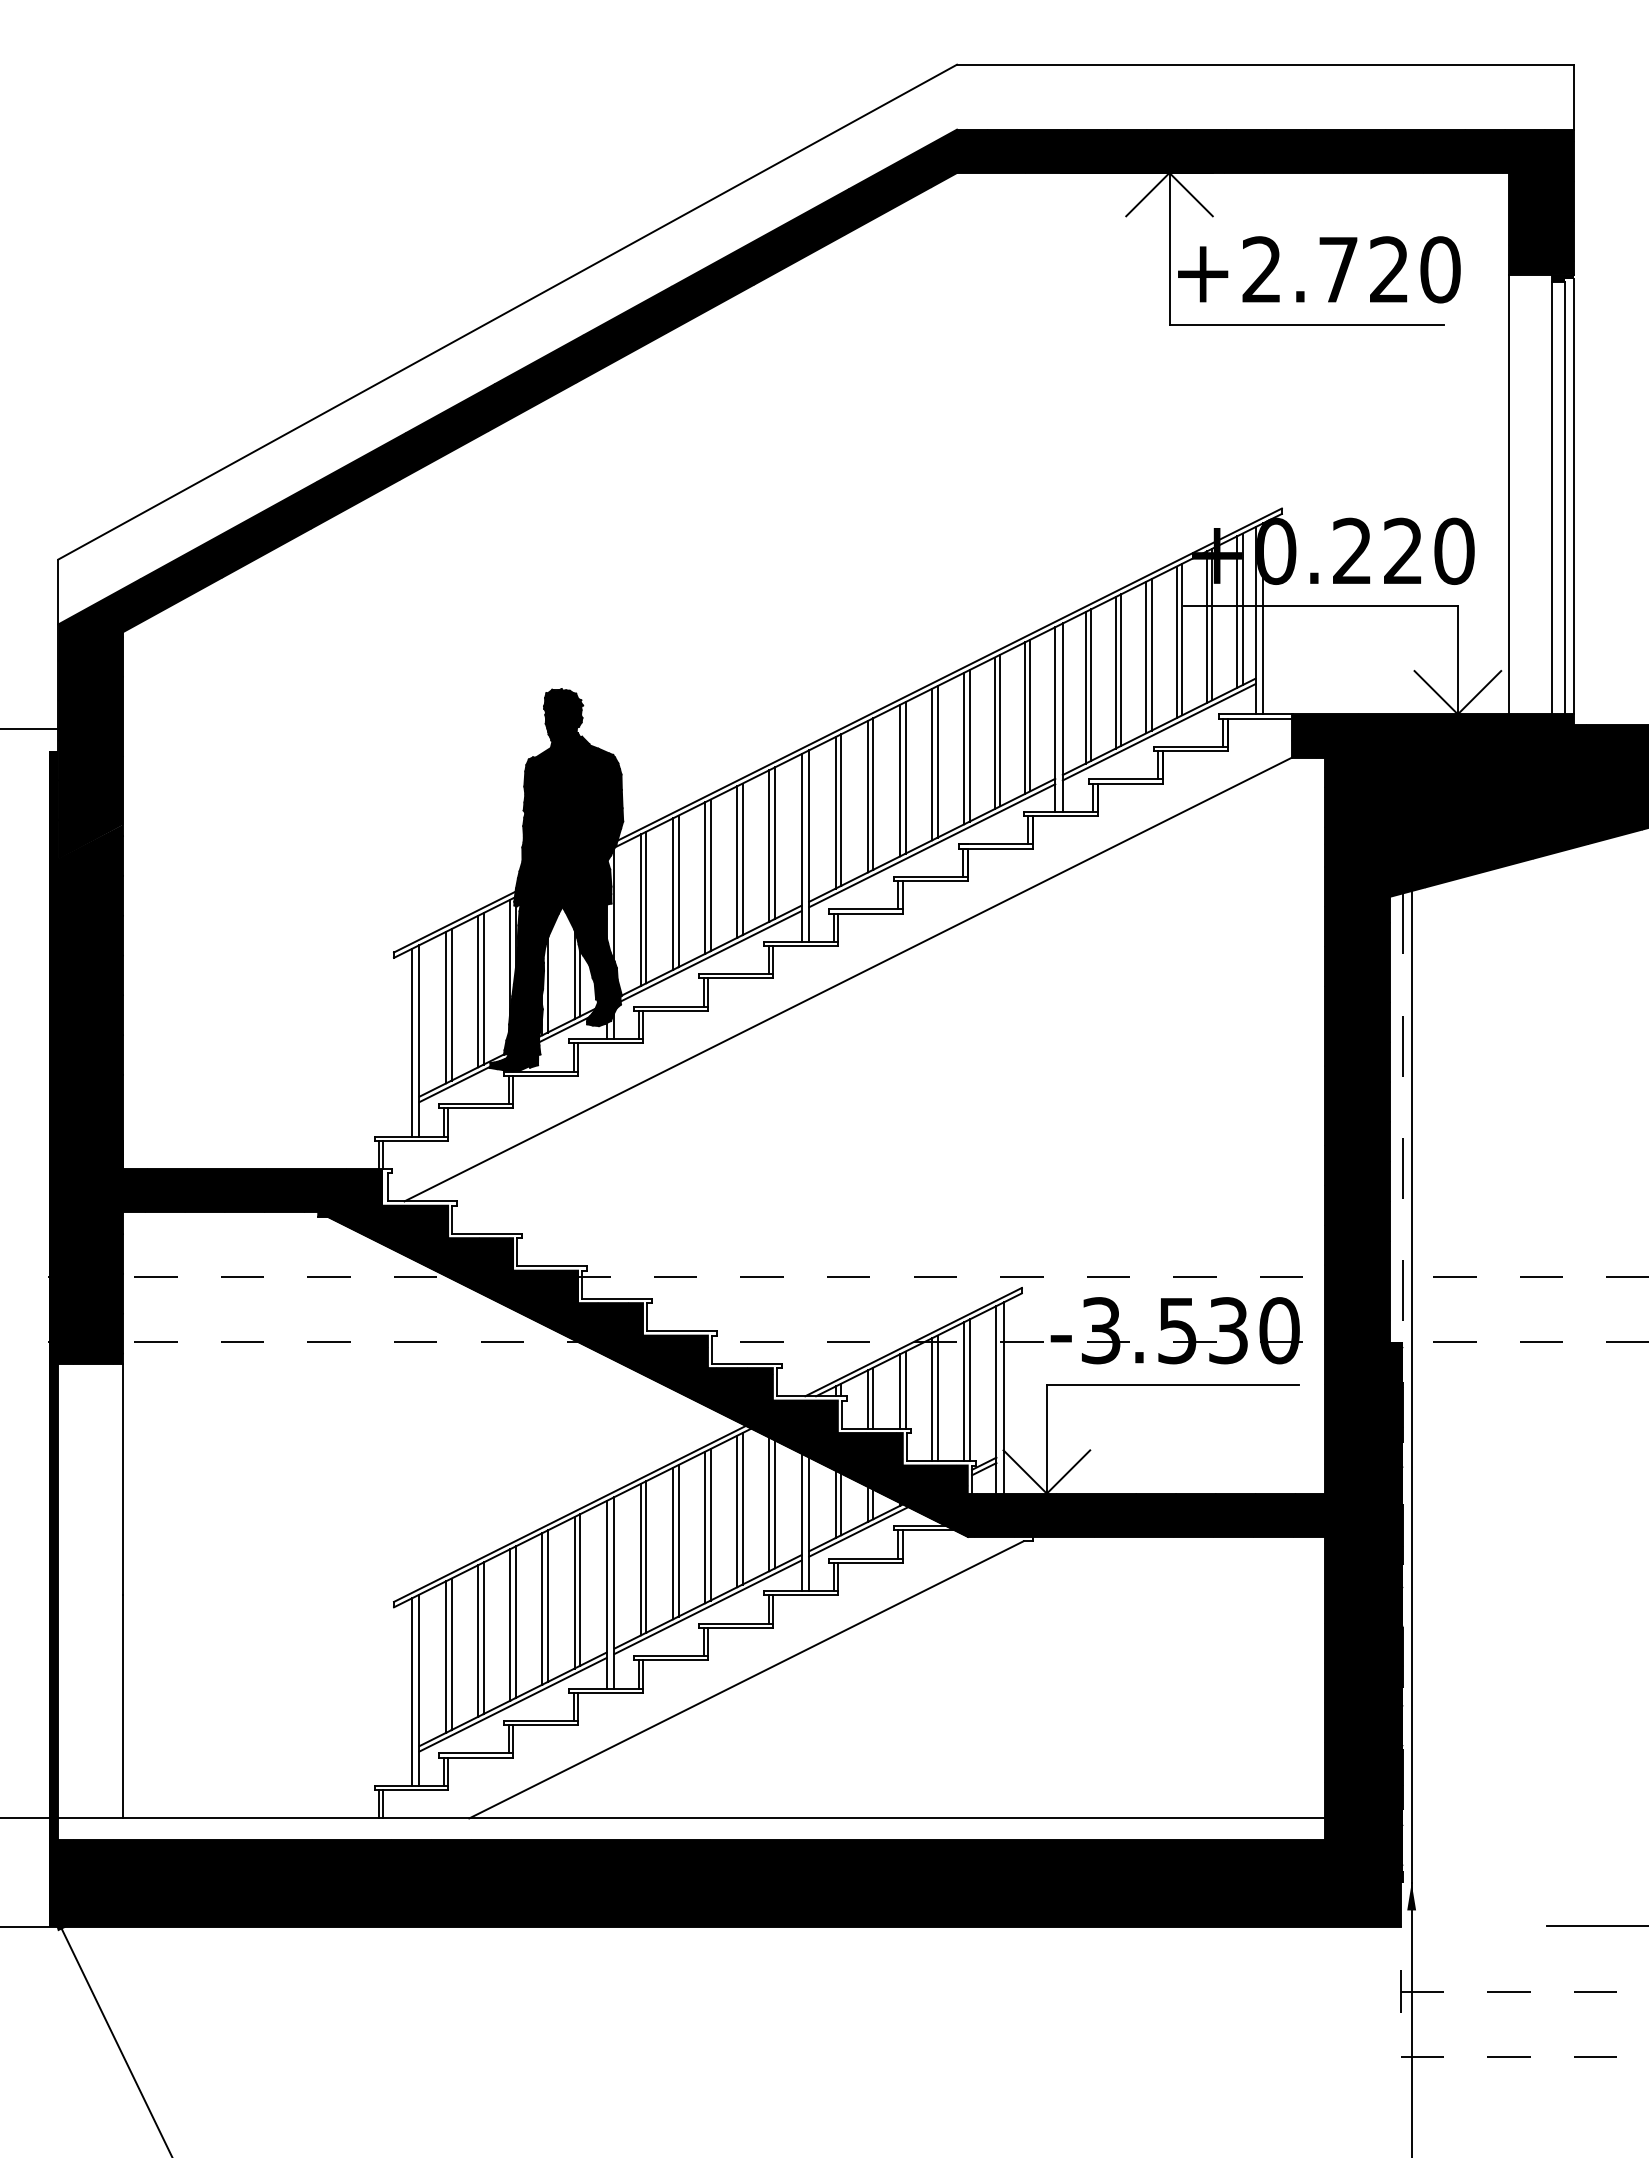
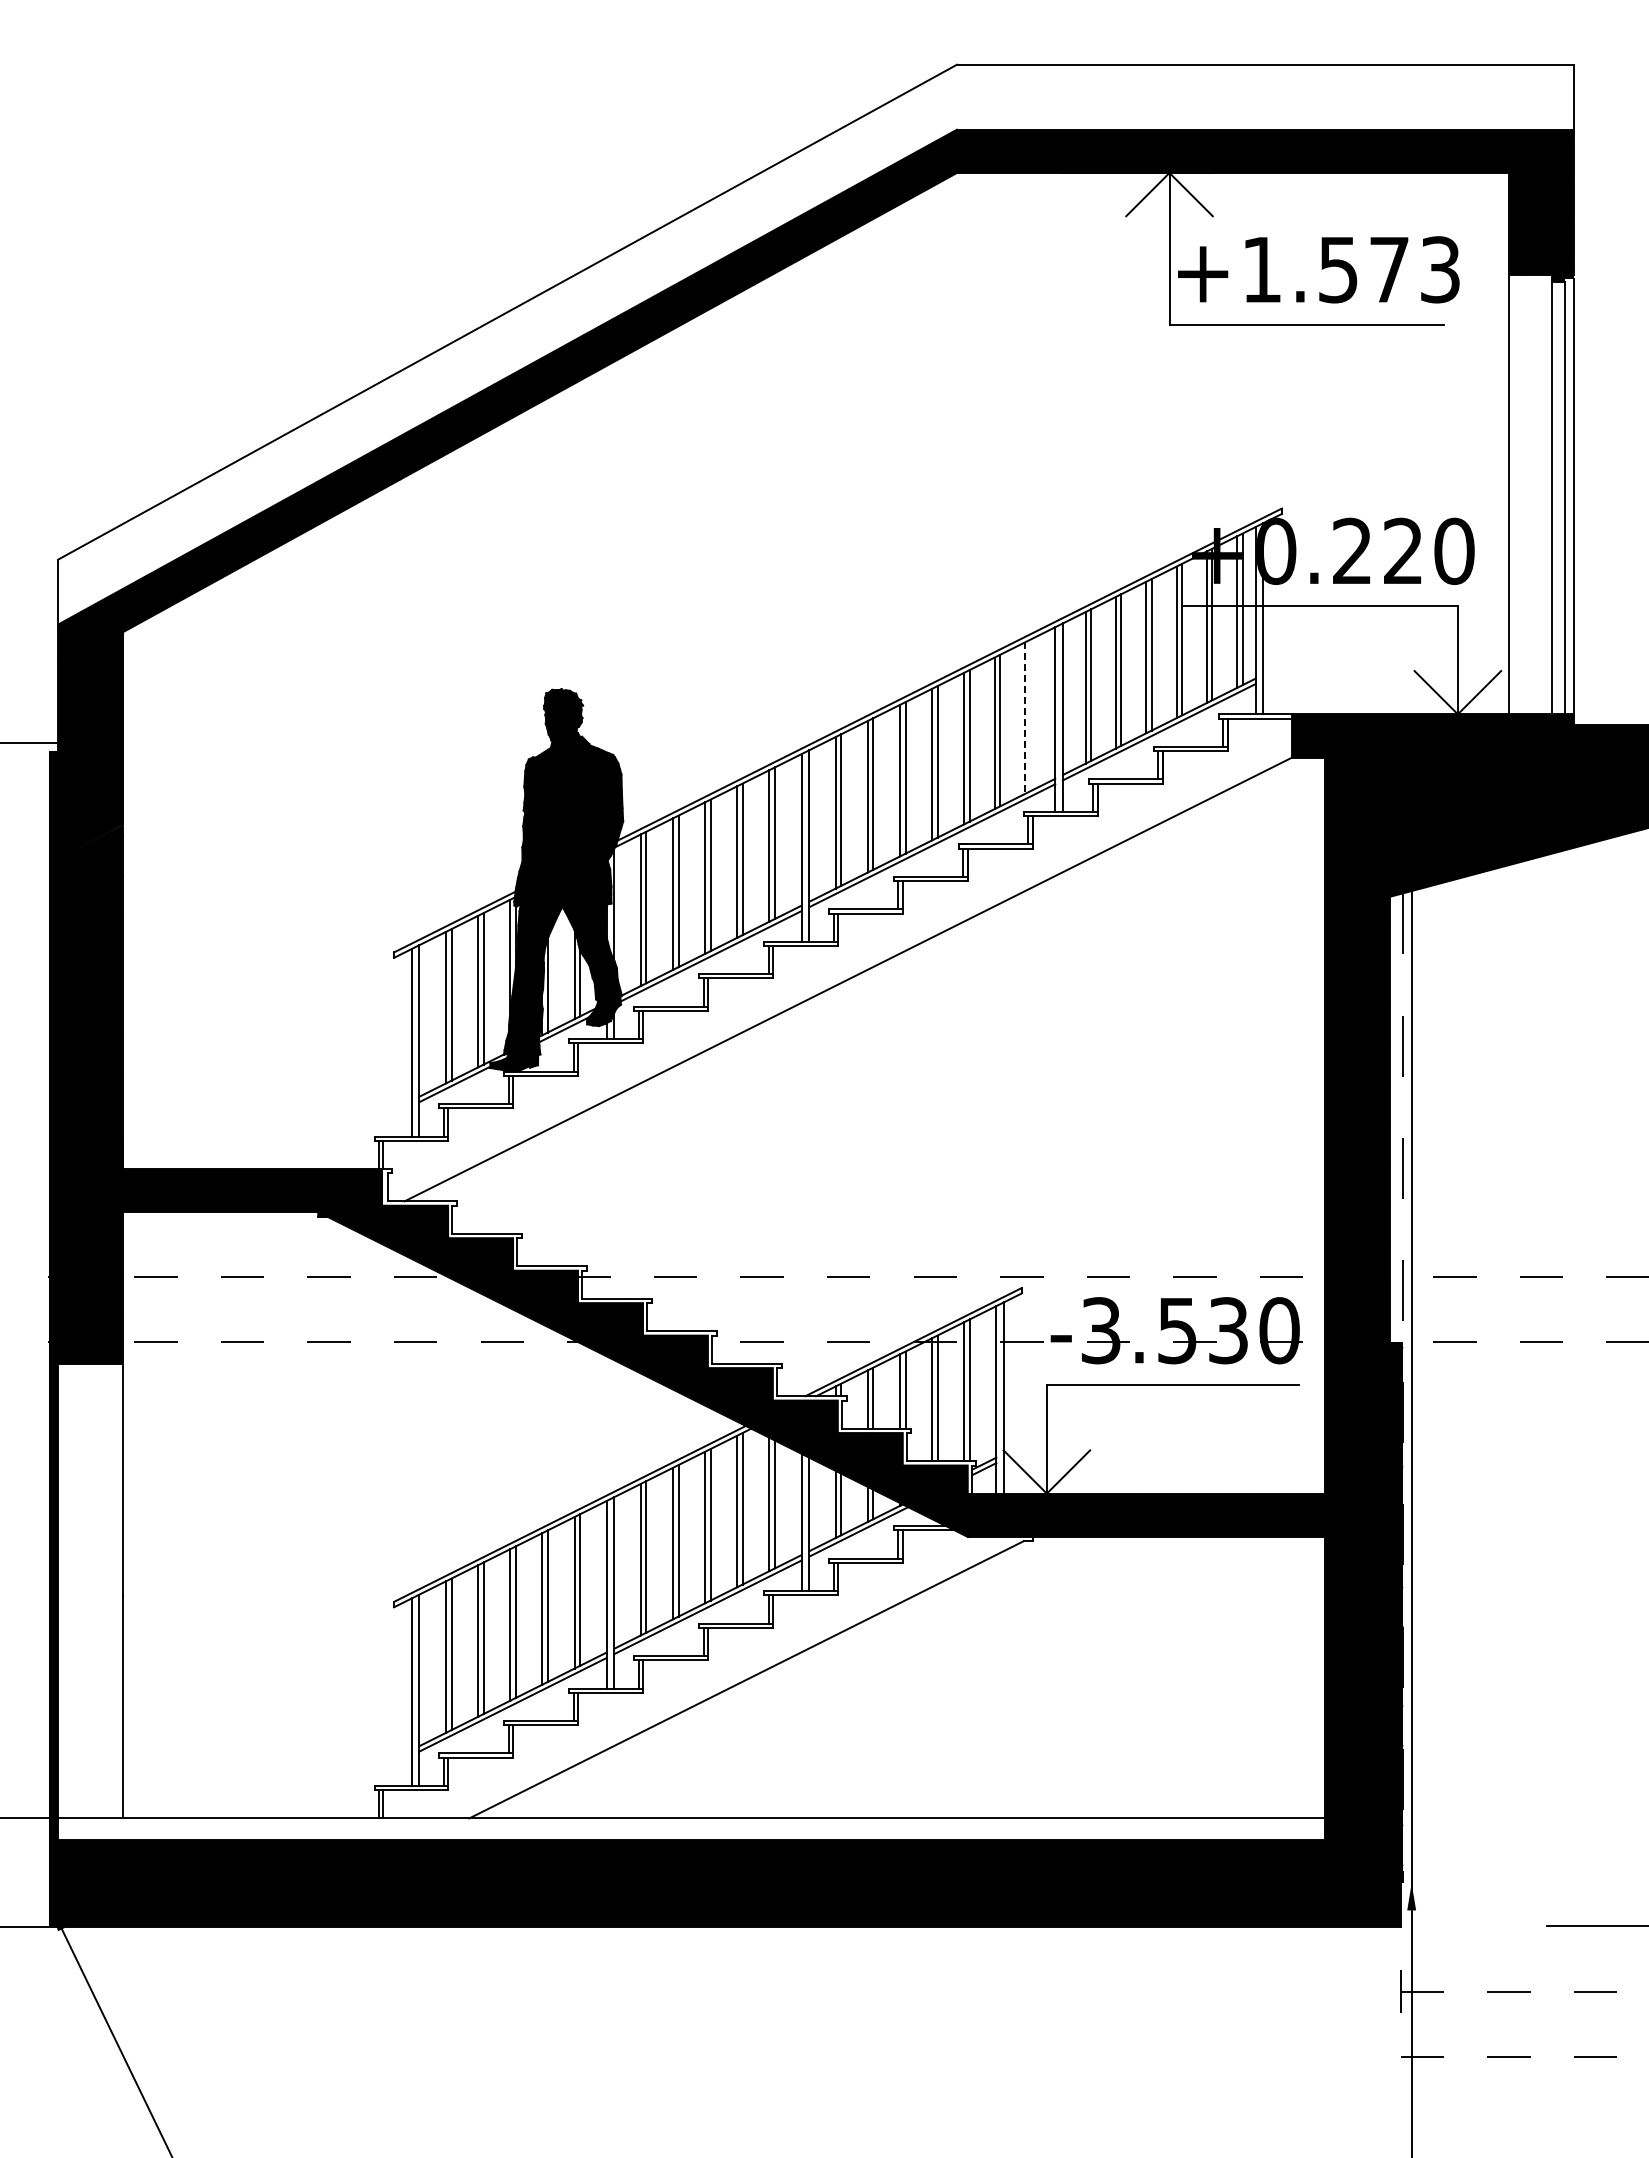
text: +2.720 -> +1.573 (1351, 269)
line: present -> none (1030, 715)
line: solid -> dashed (1024, 718)
line position: (30, 729) -> (30, 743) (30, 743)
